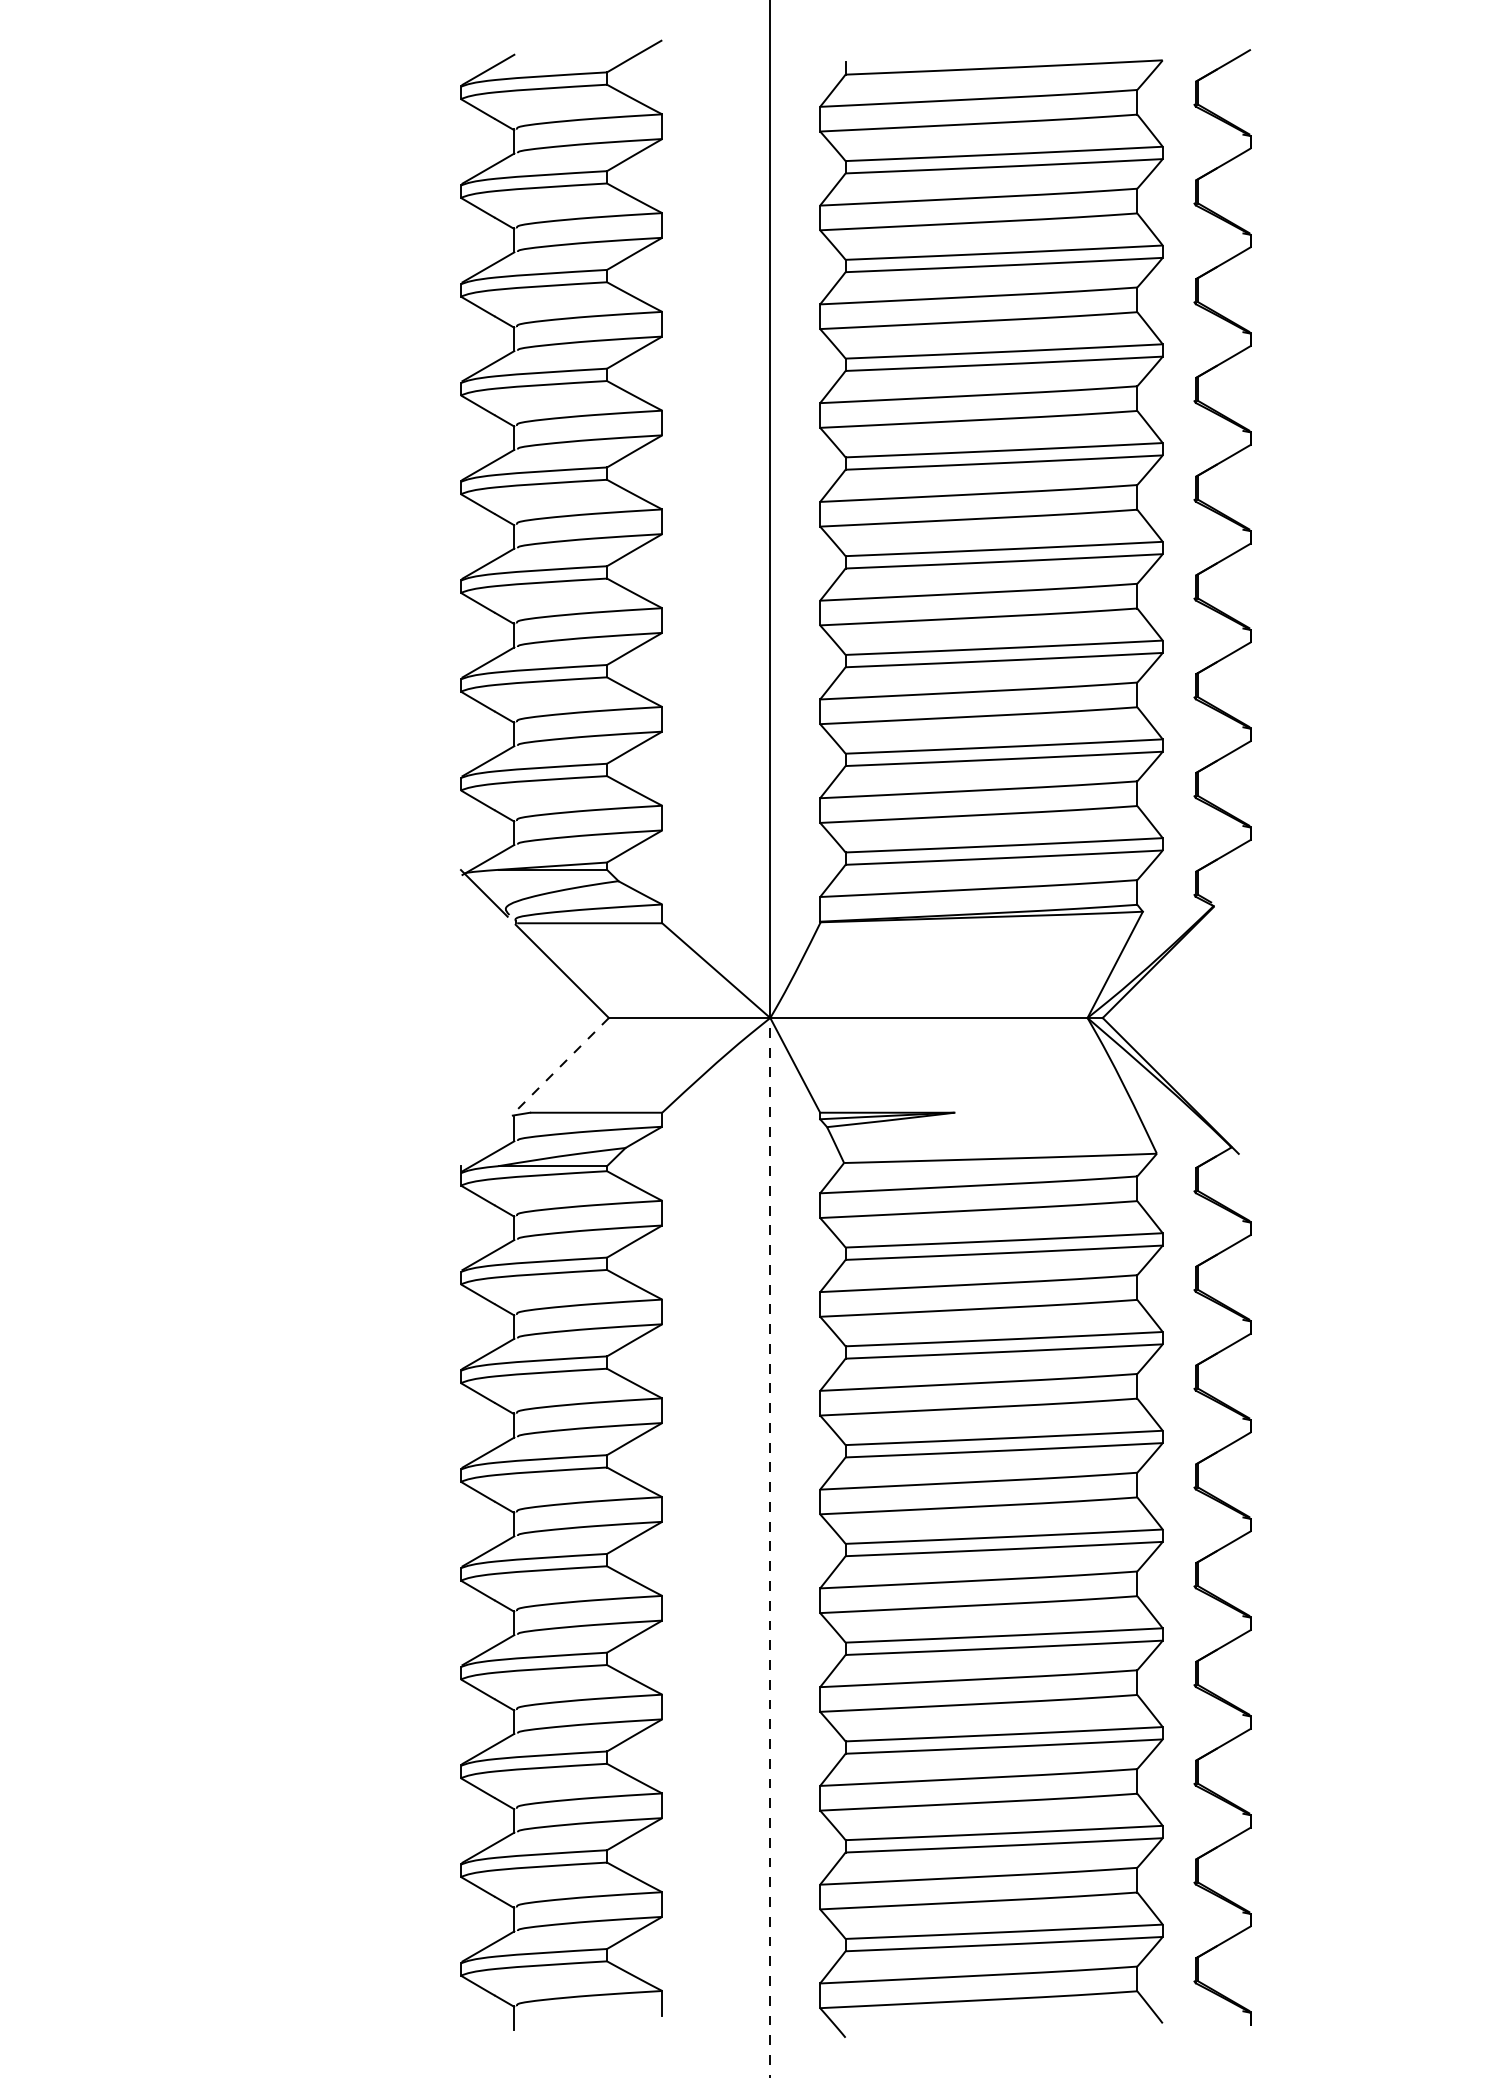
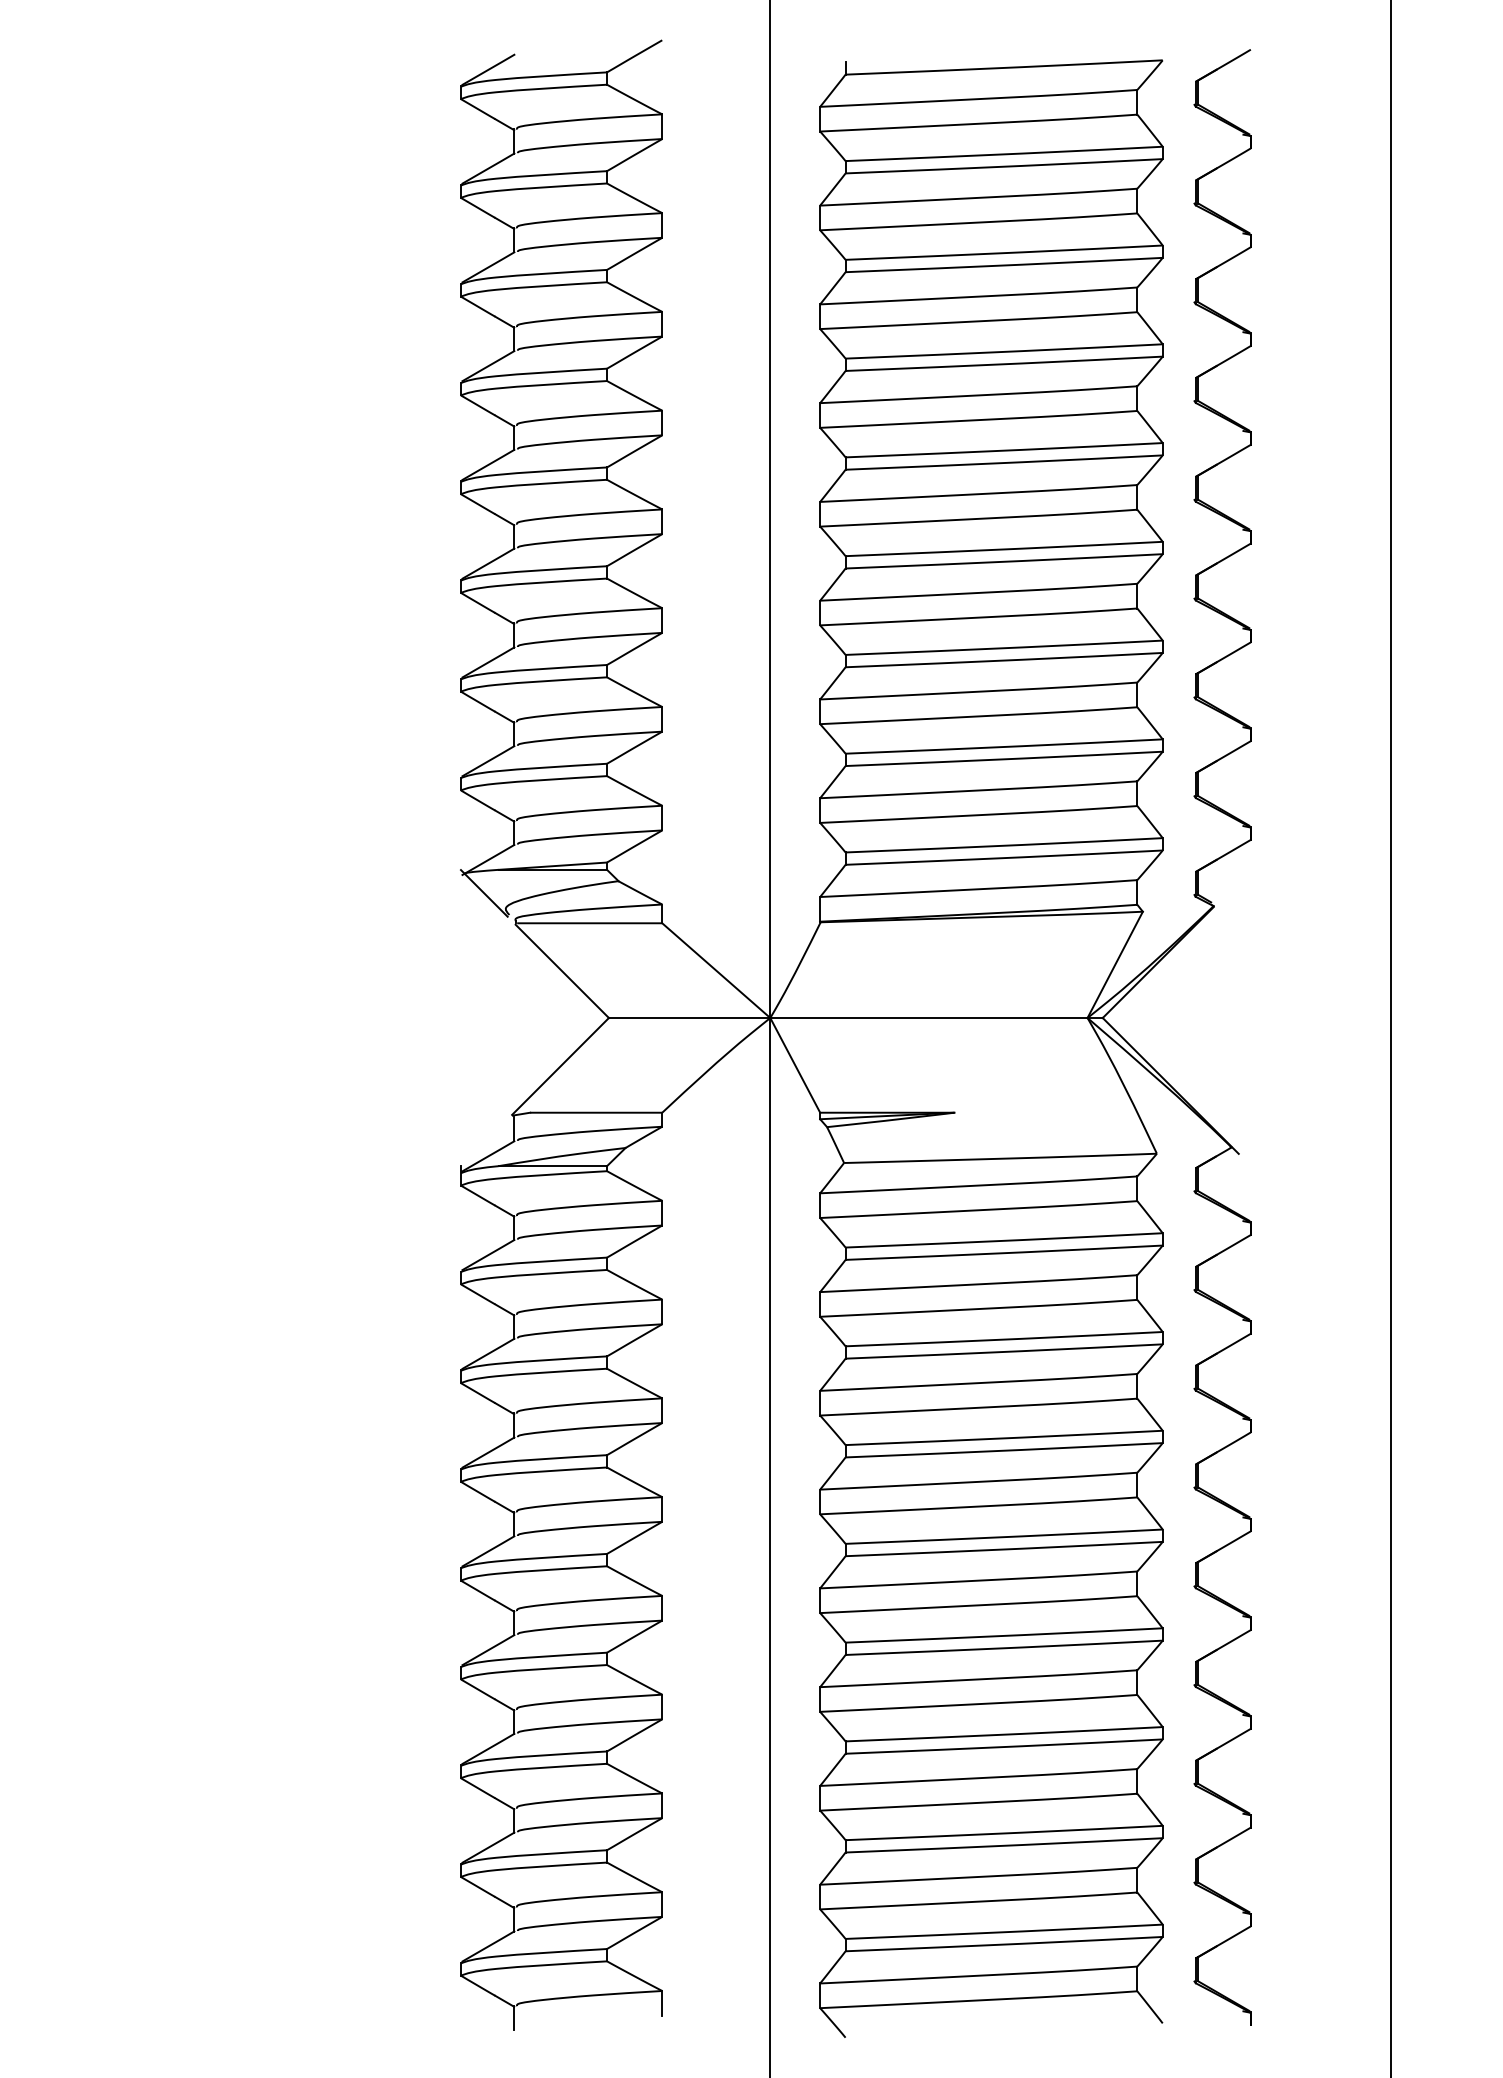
line: none -> present (1390, 1038)
line: dashed -> solid (560, 1066)
line: dashed -> solid (770, 1547)
